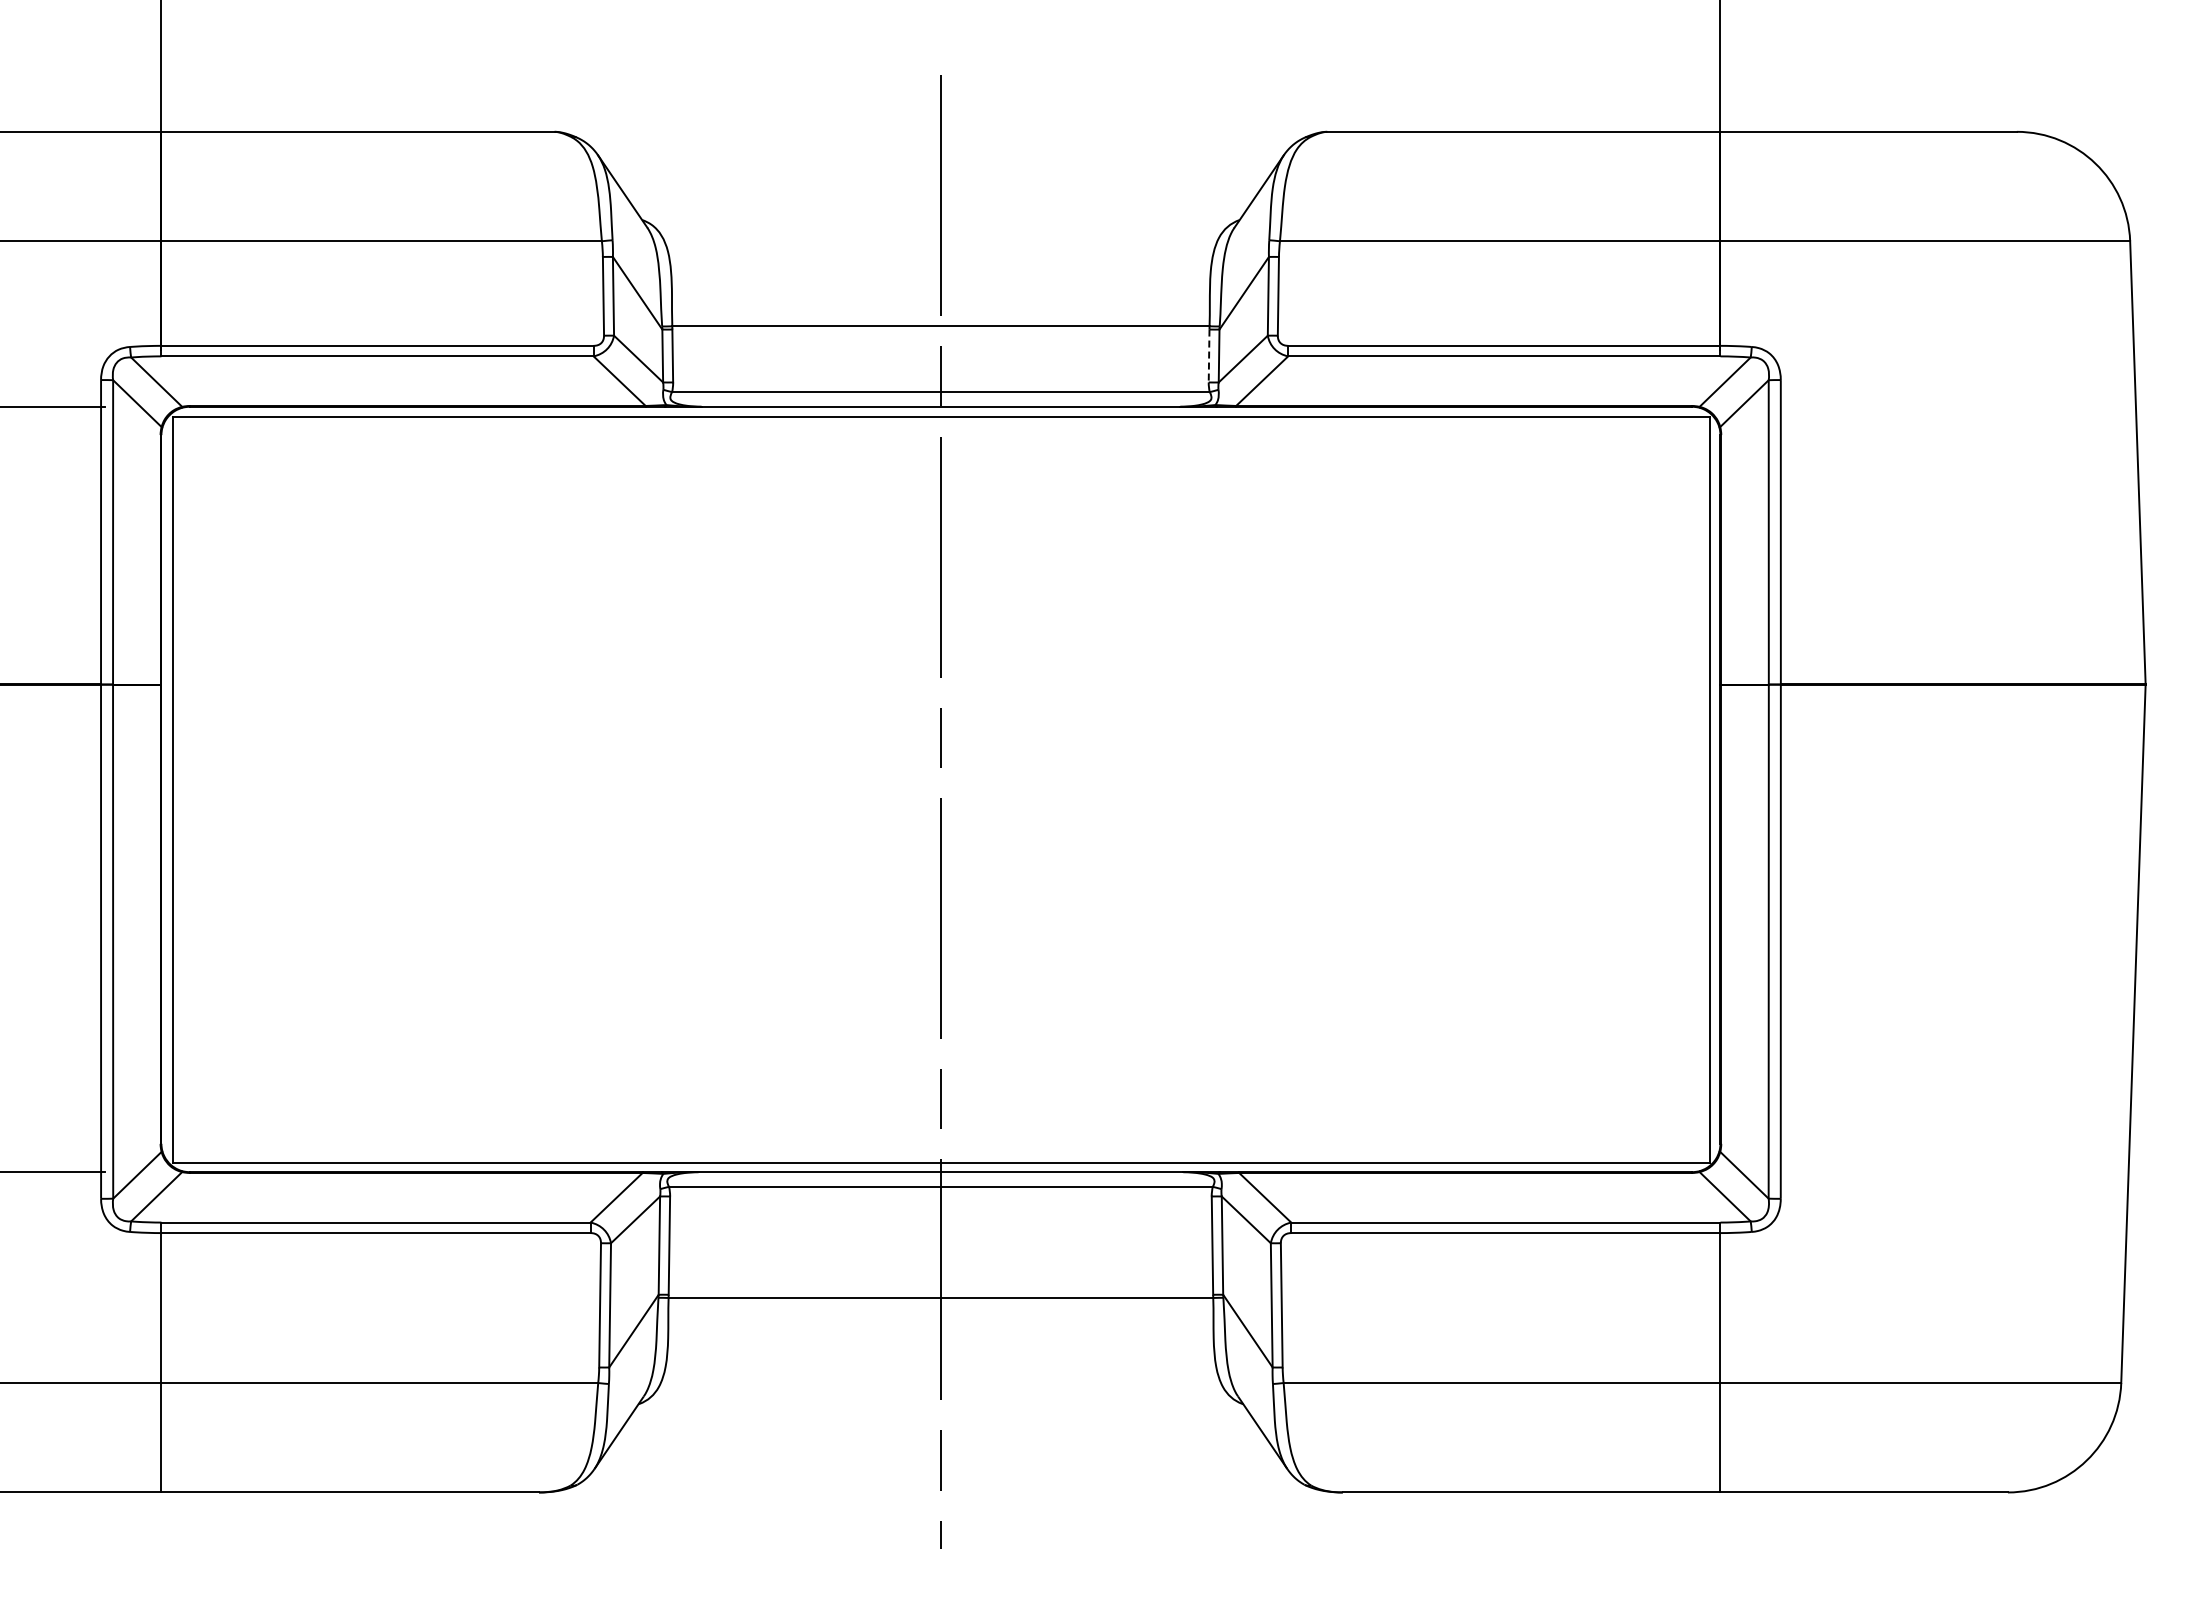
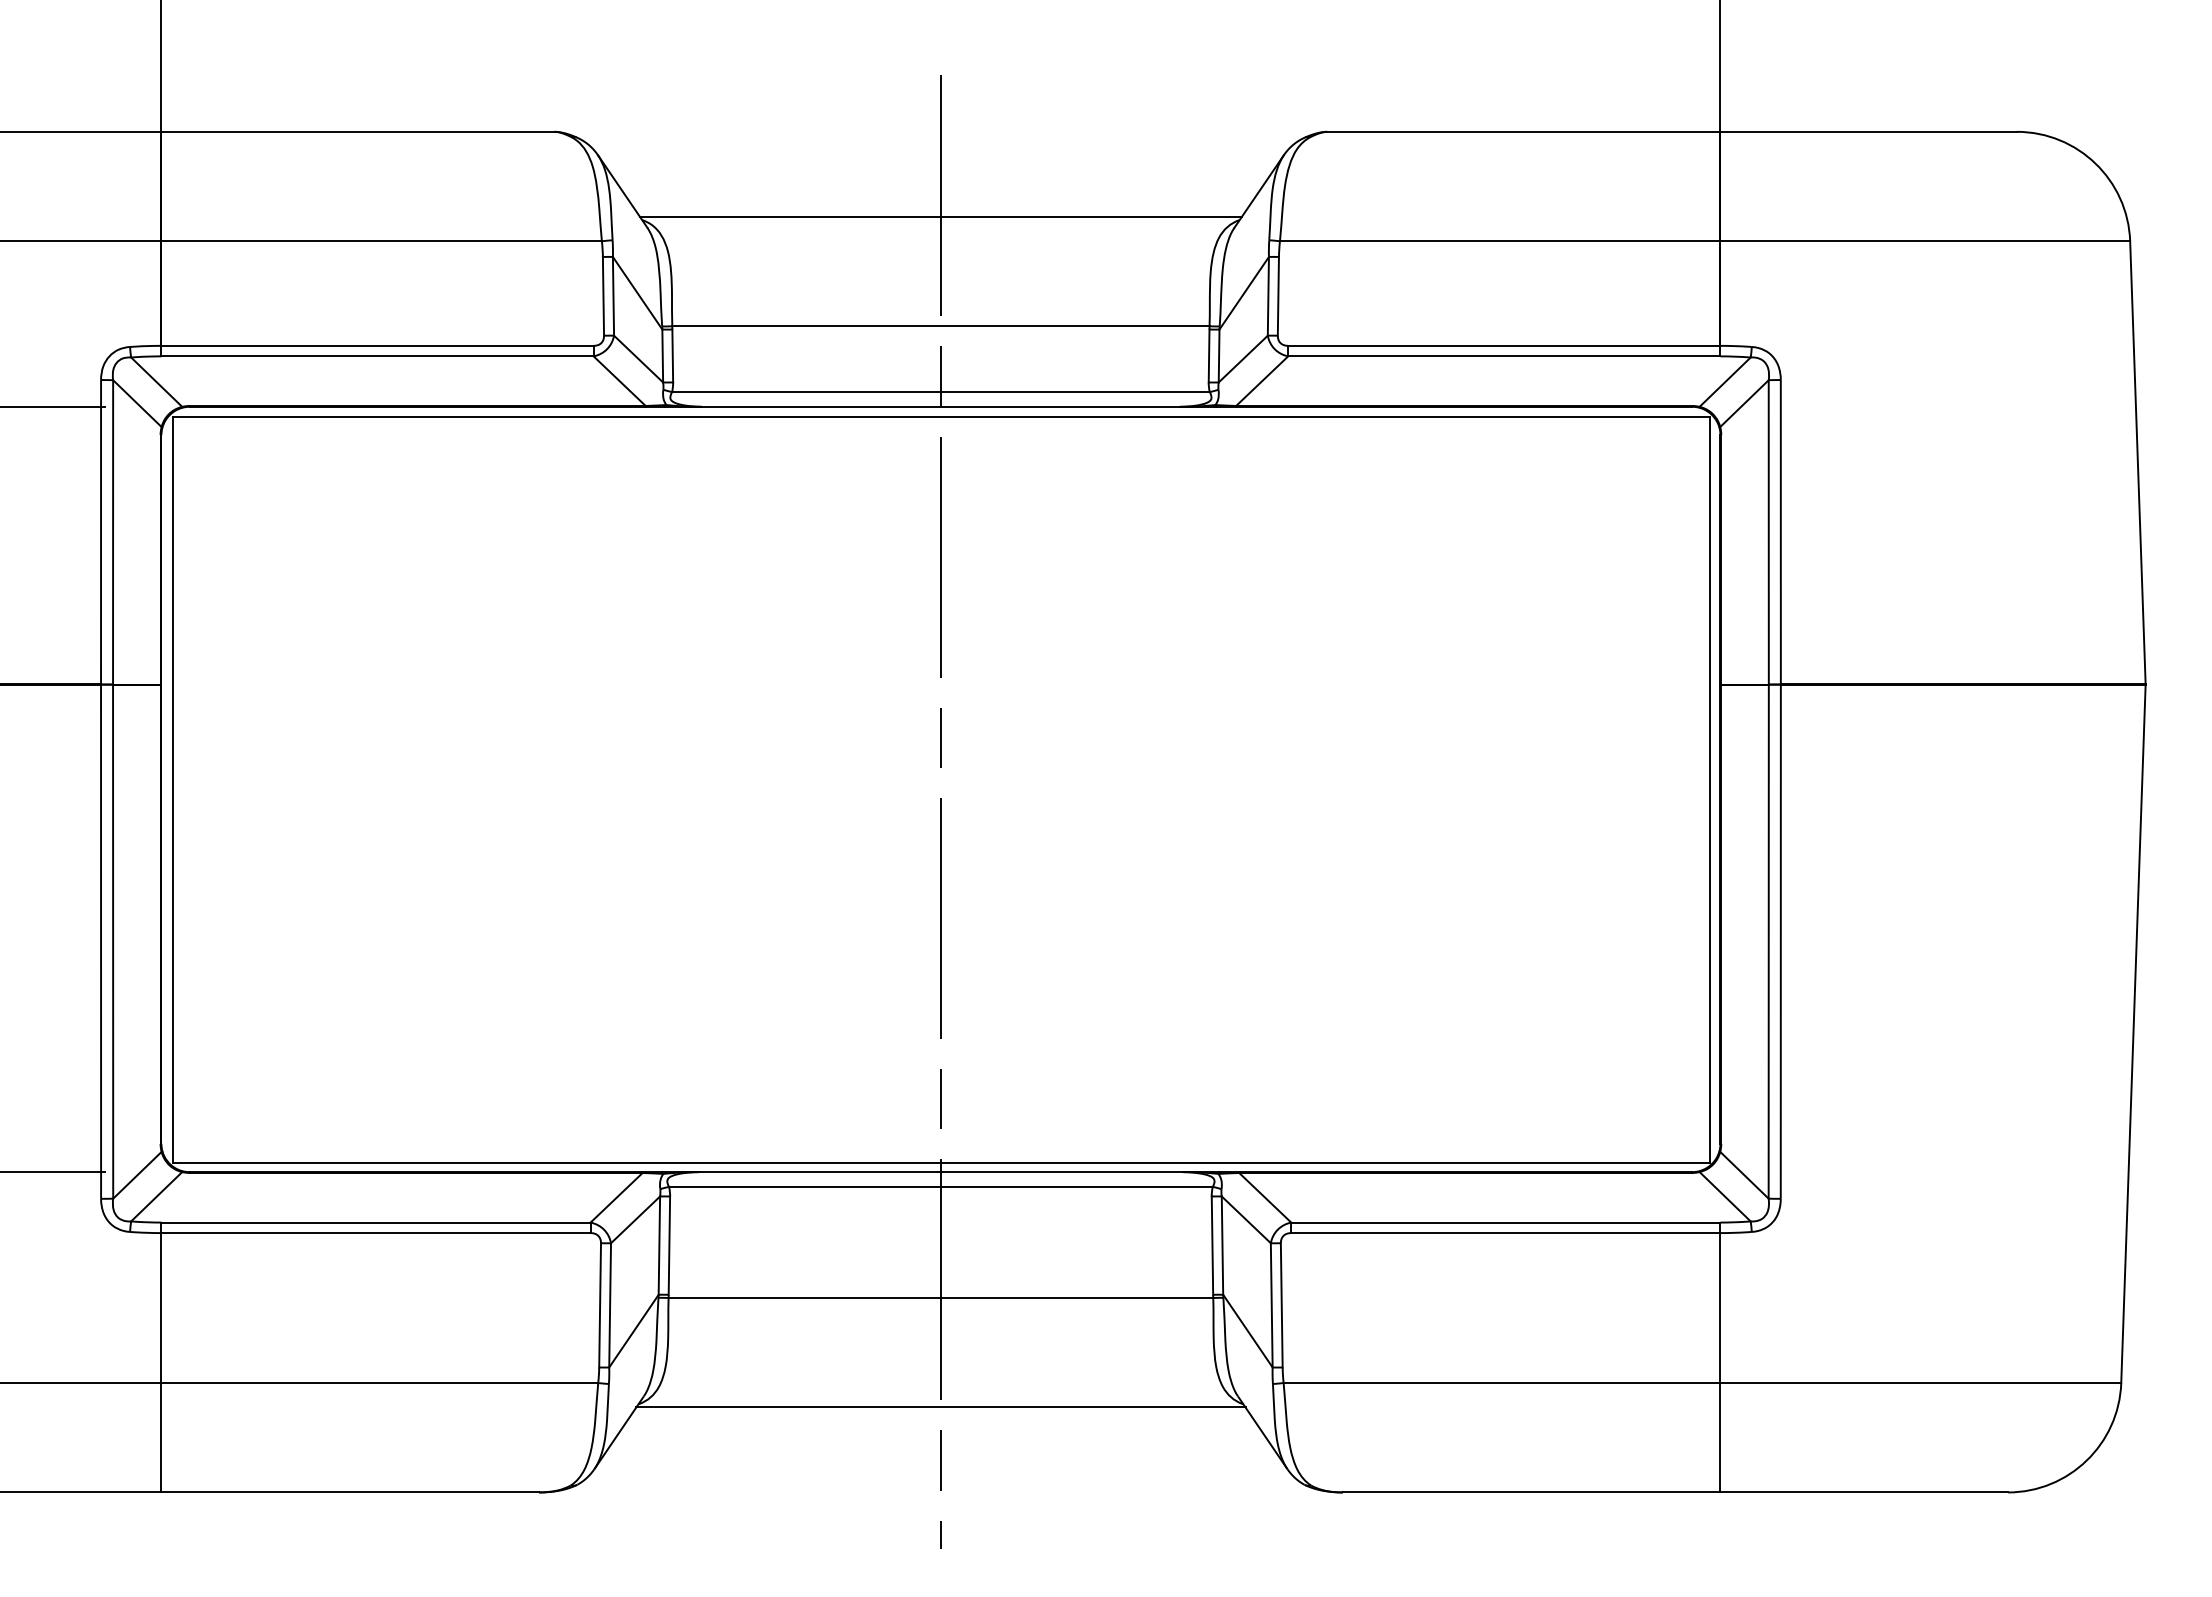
line: none -> present (940, 216)
line: dashed -> solid (1209, 356)
line: none -> present (940, 1407)
